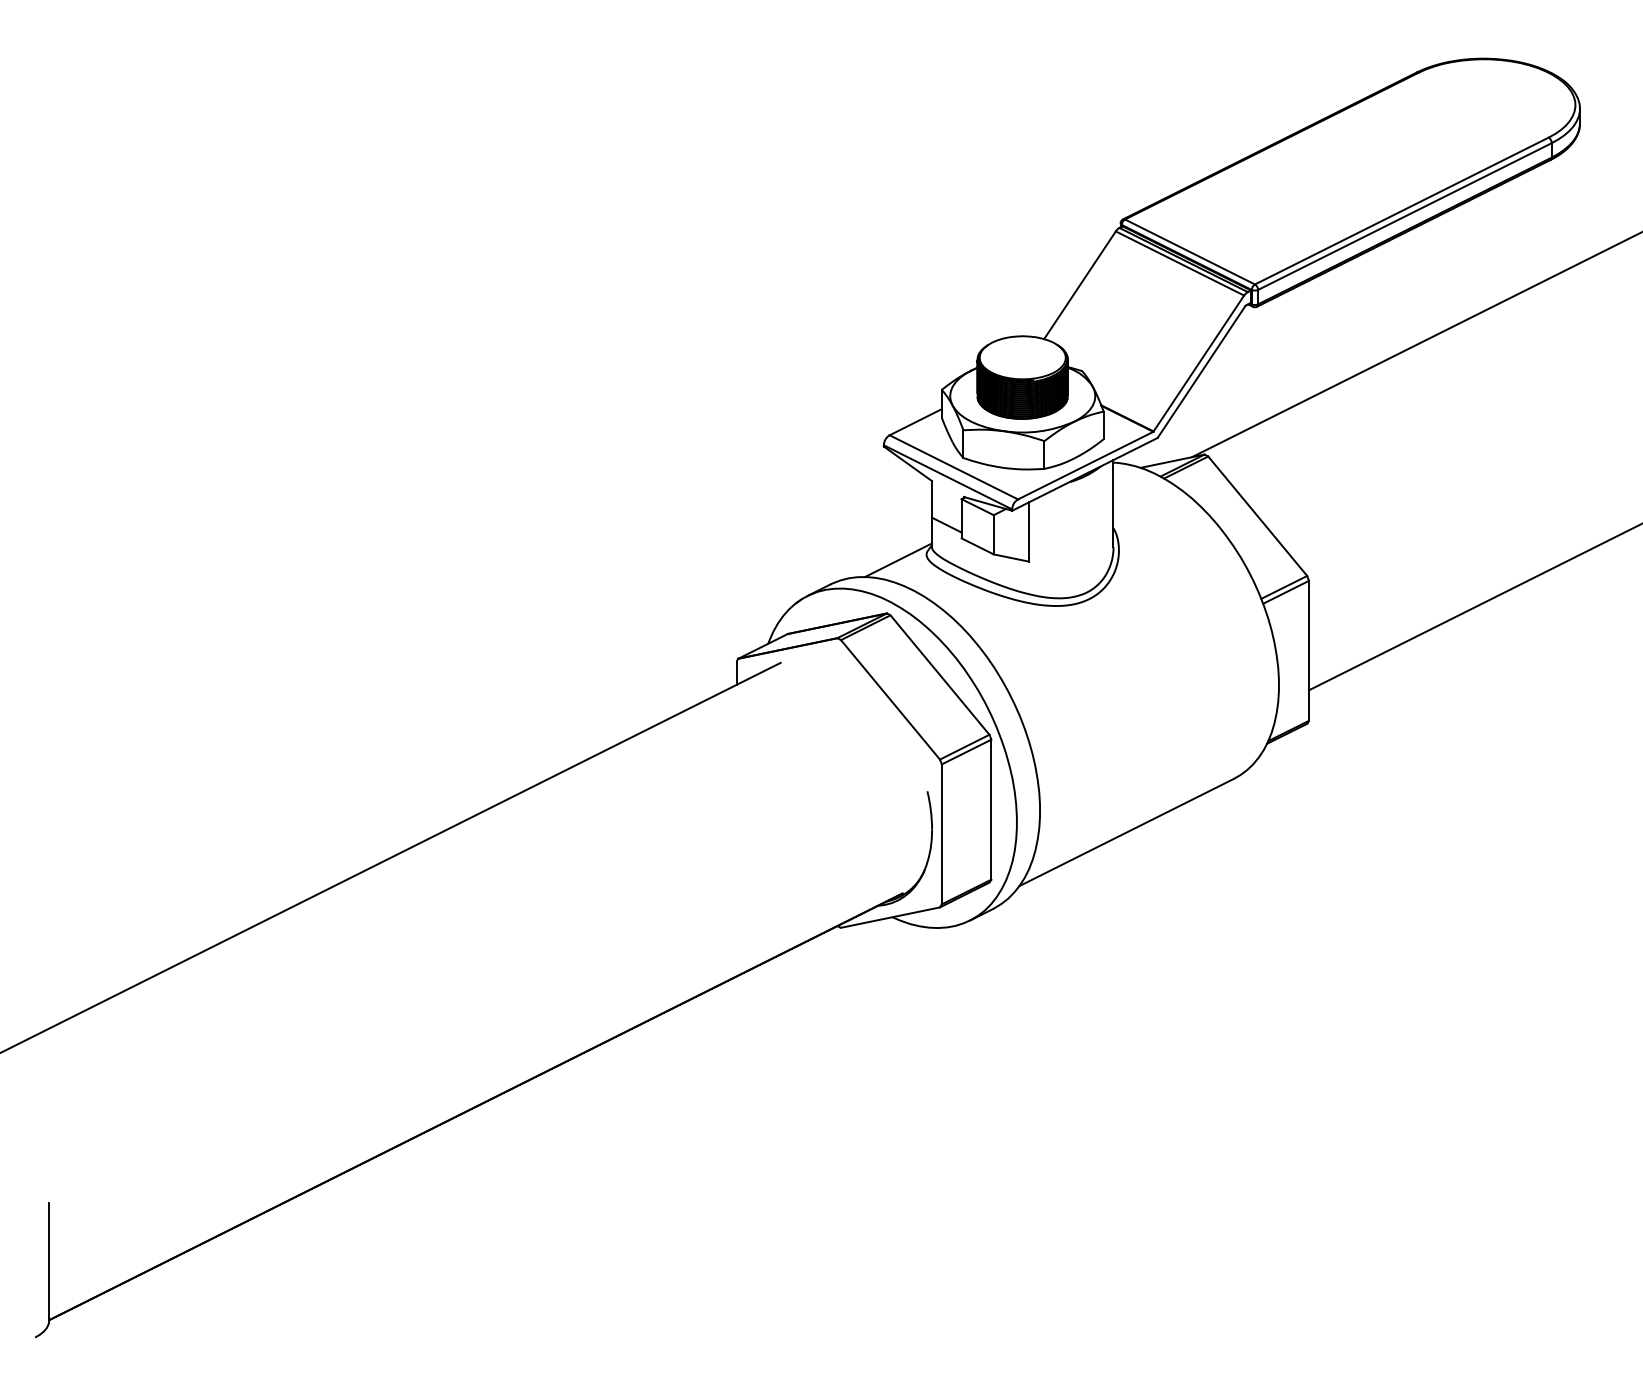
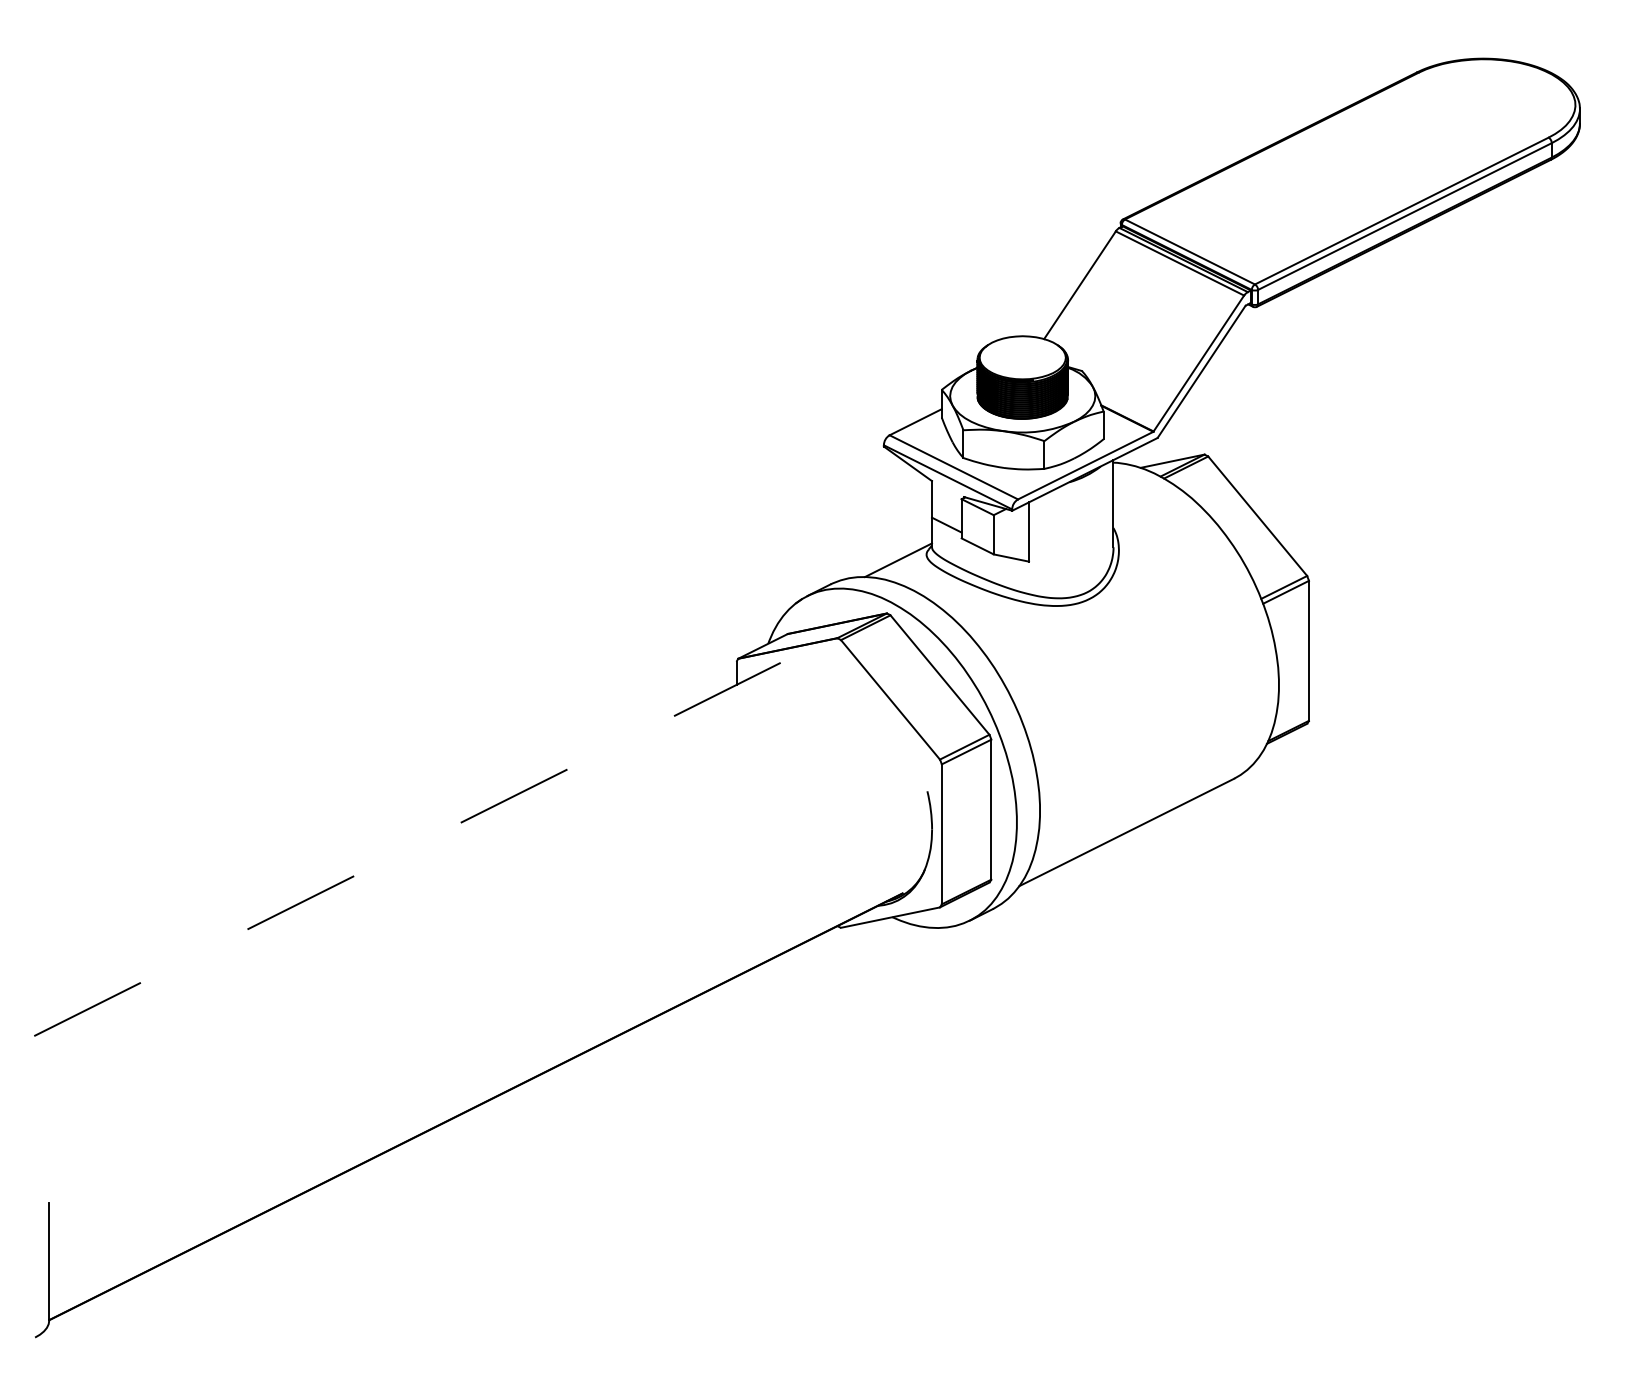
line: present -> none (1415, 345)
line: present -> none (1473, 607)
line: solid -> dashed (390, 858)
